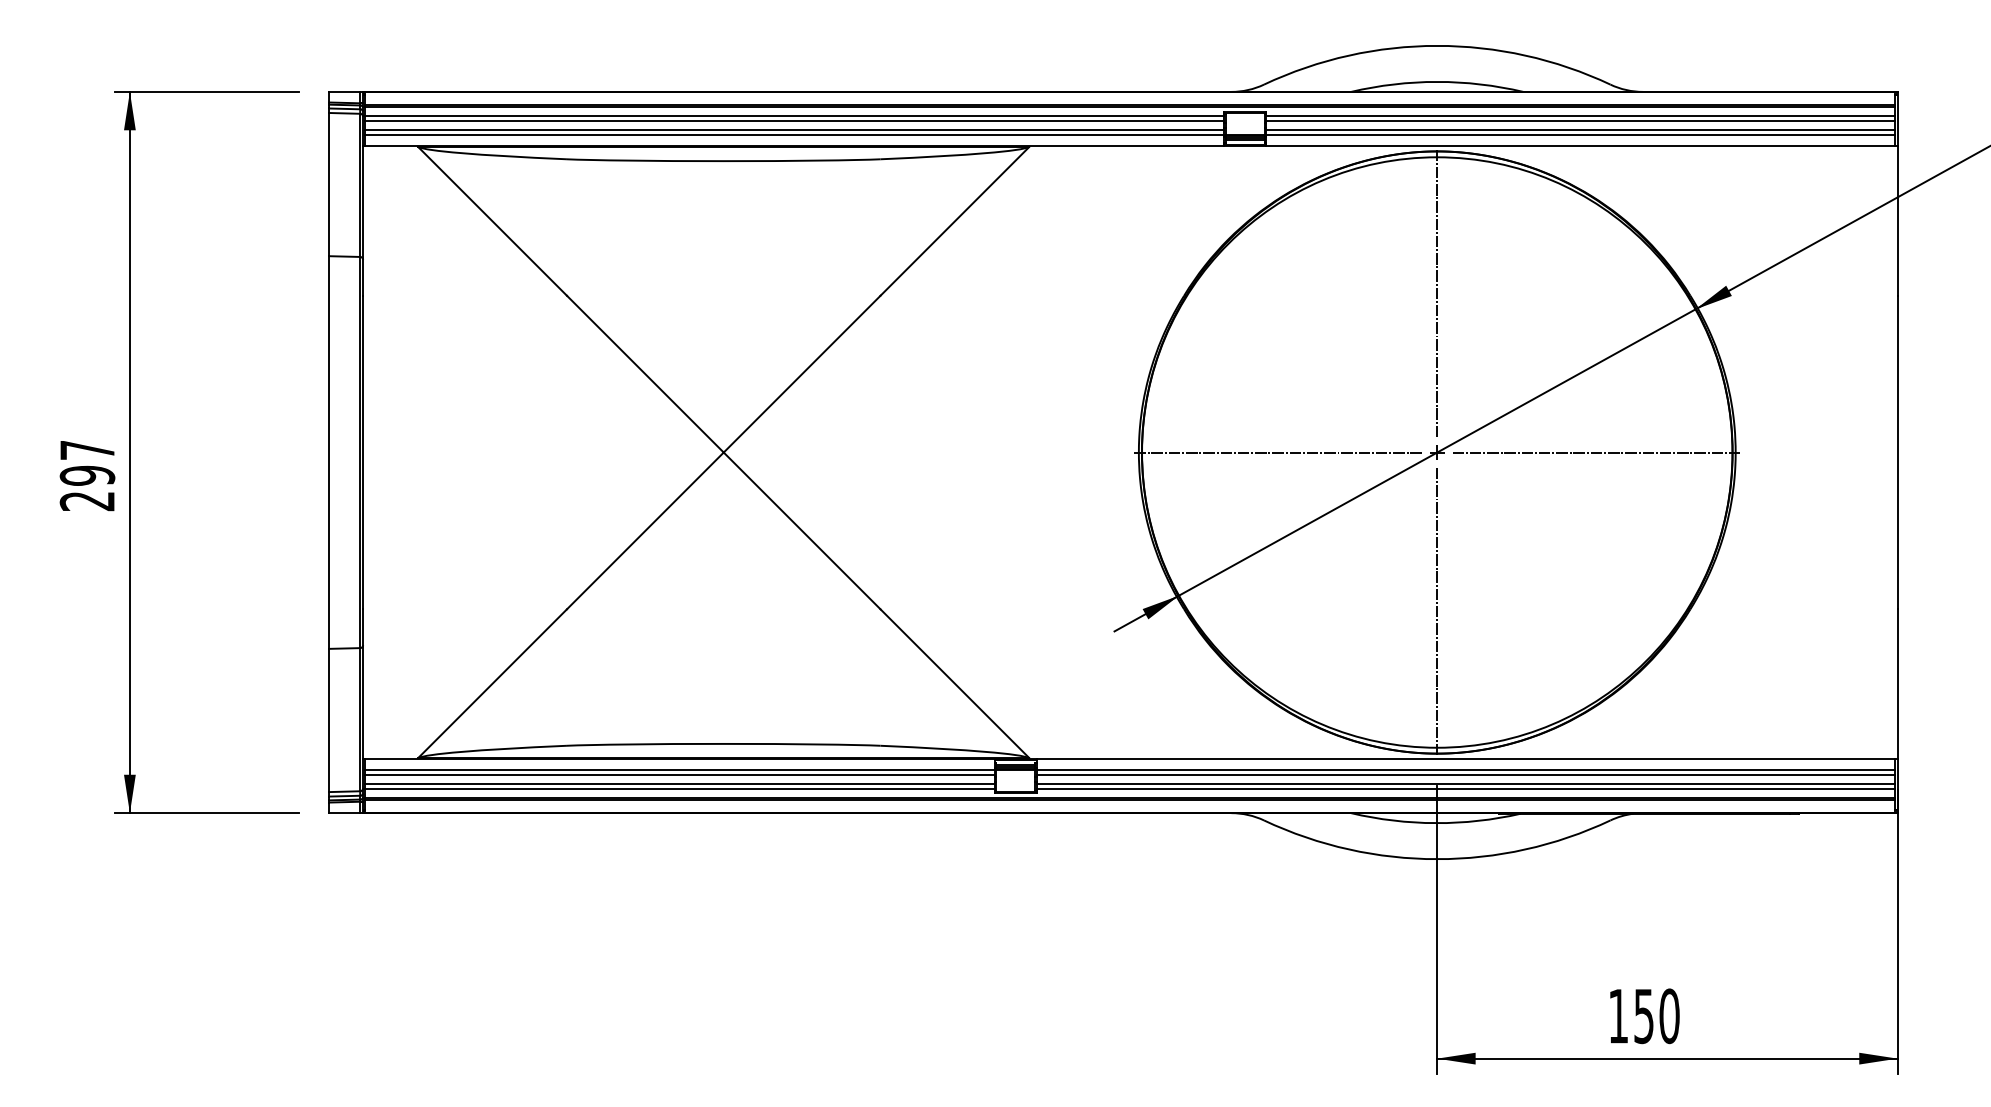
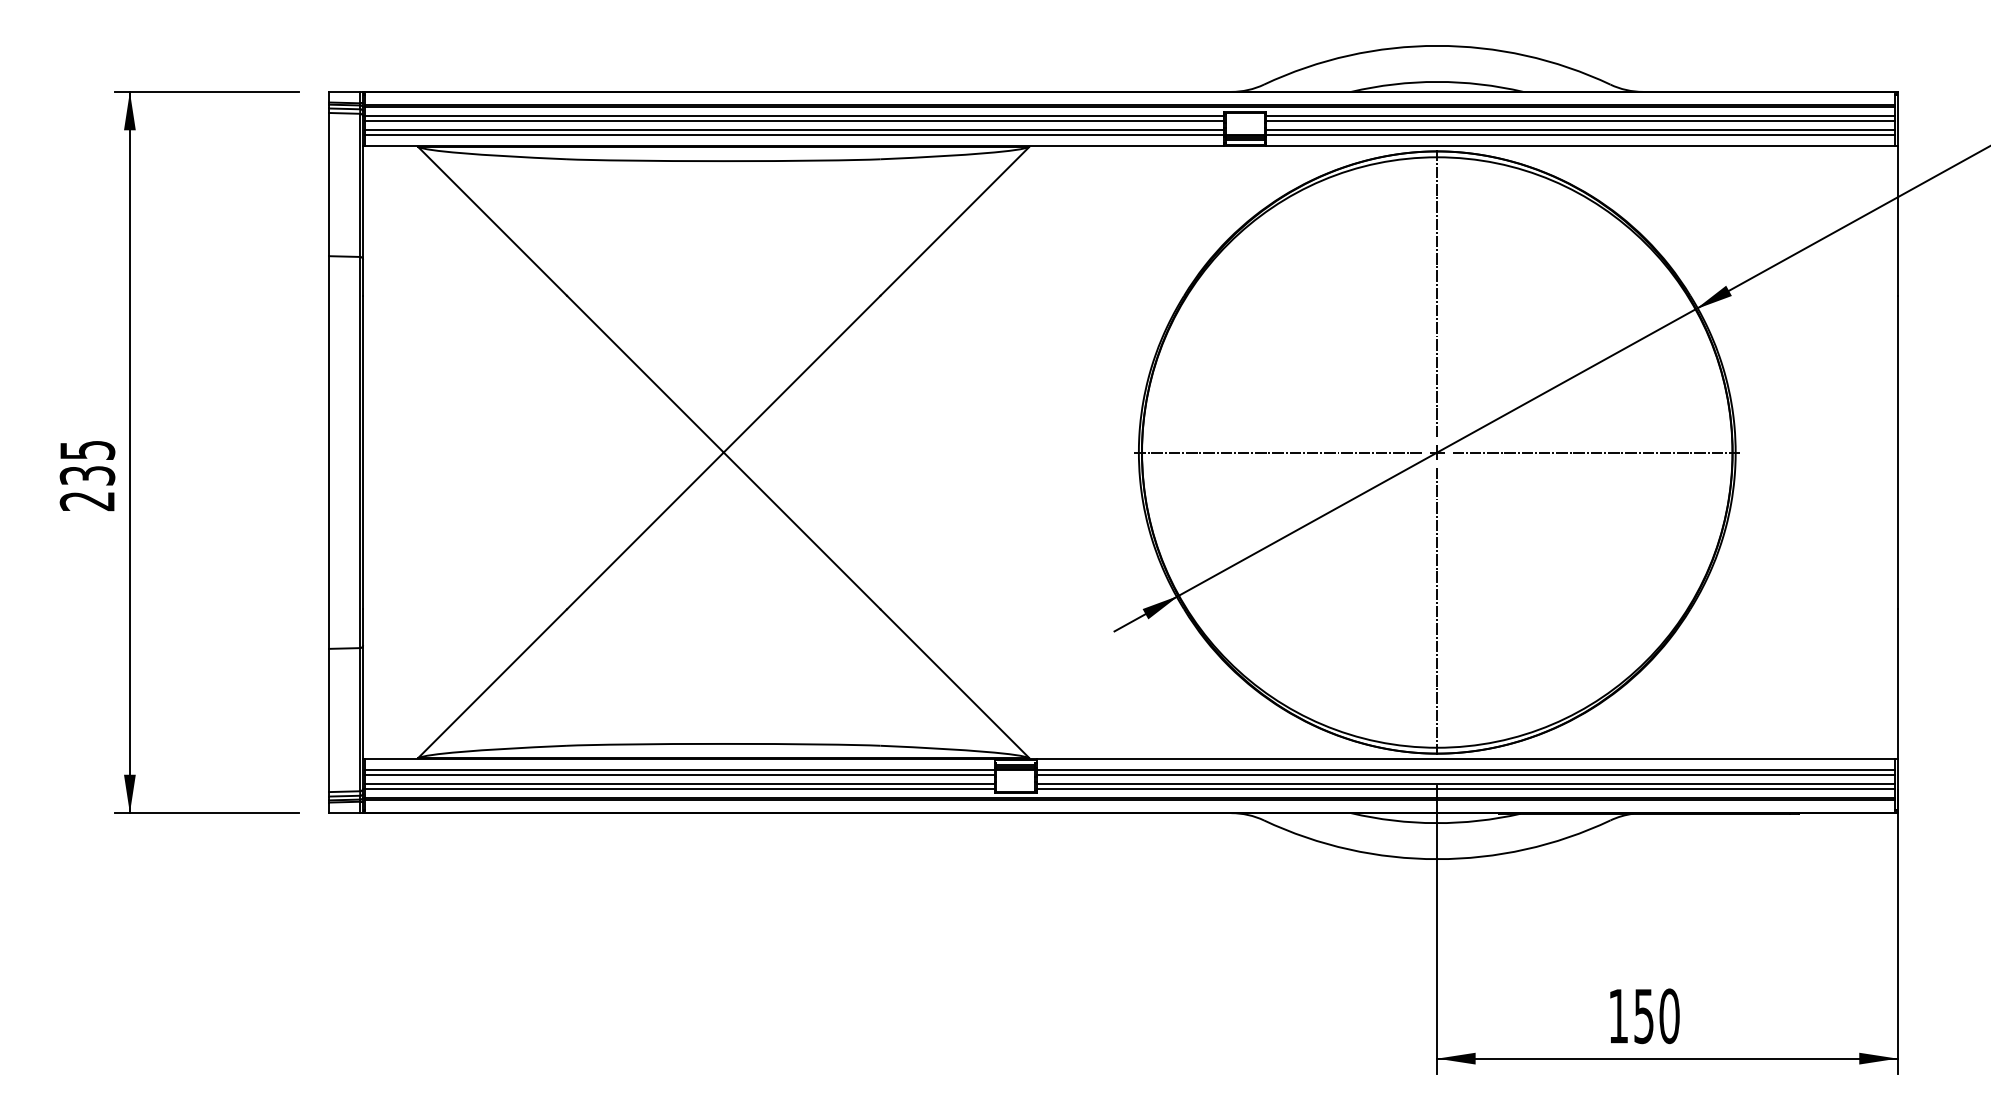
text: 297 -> 235 (87, 463)
